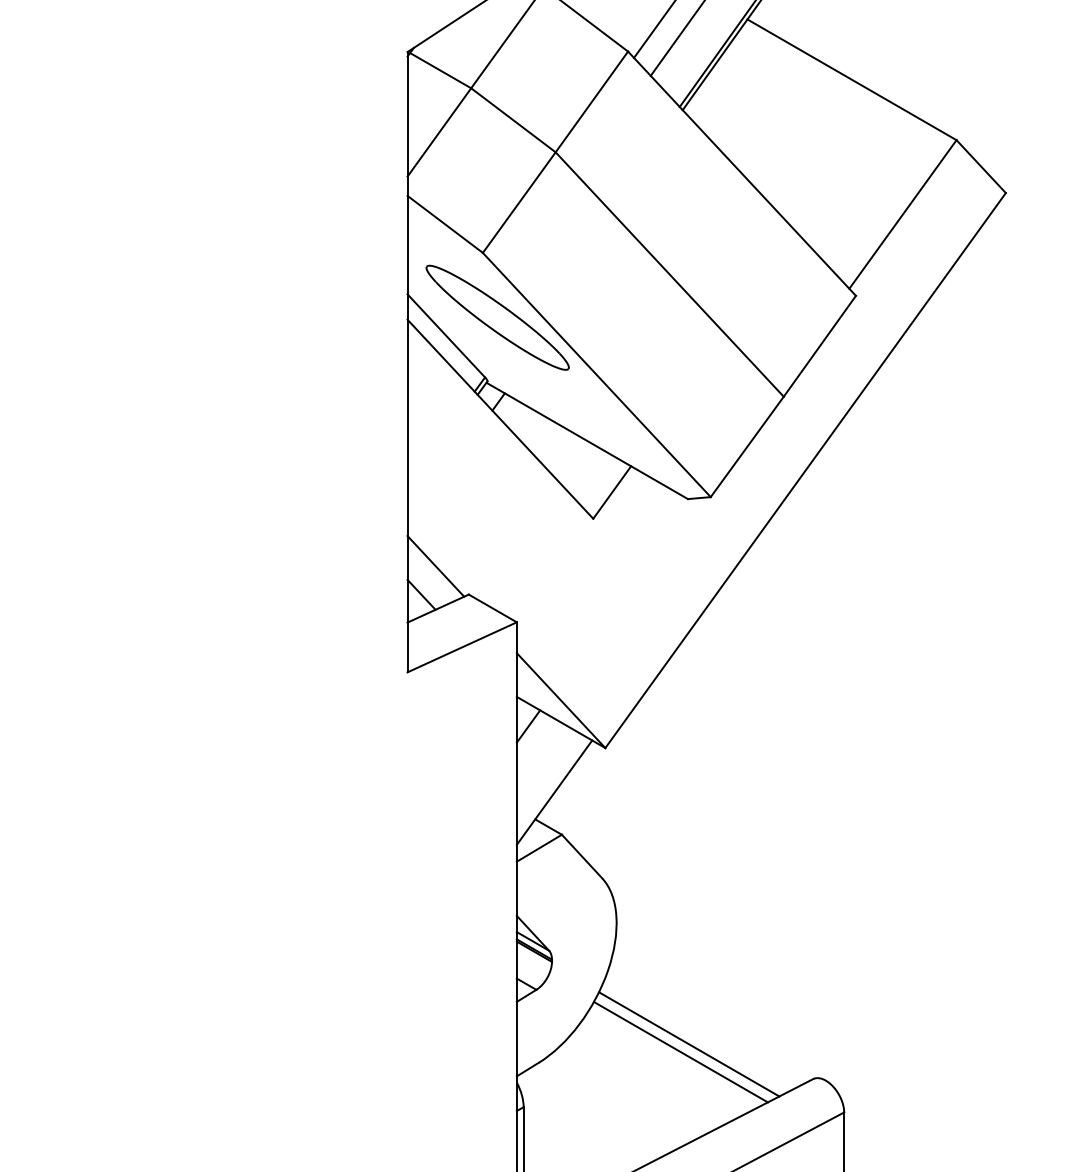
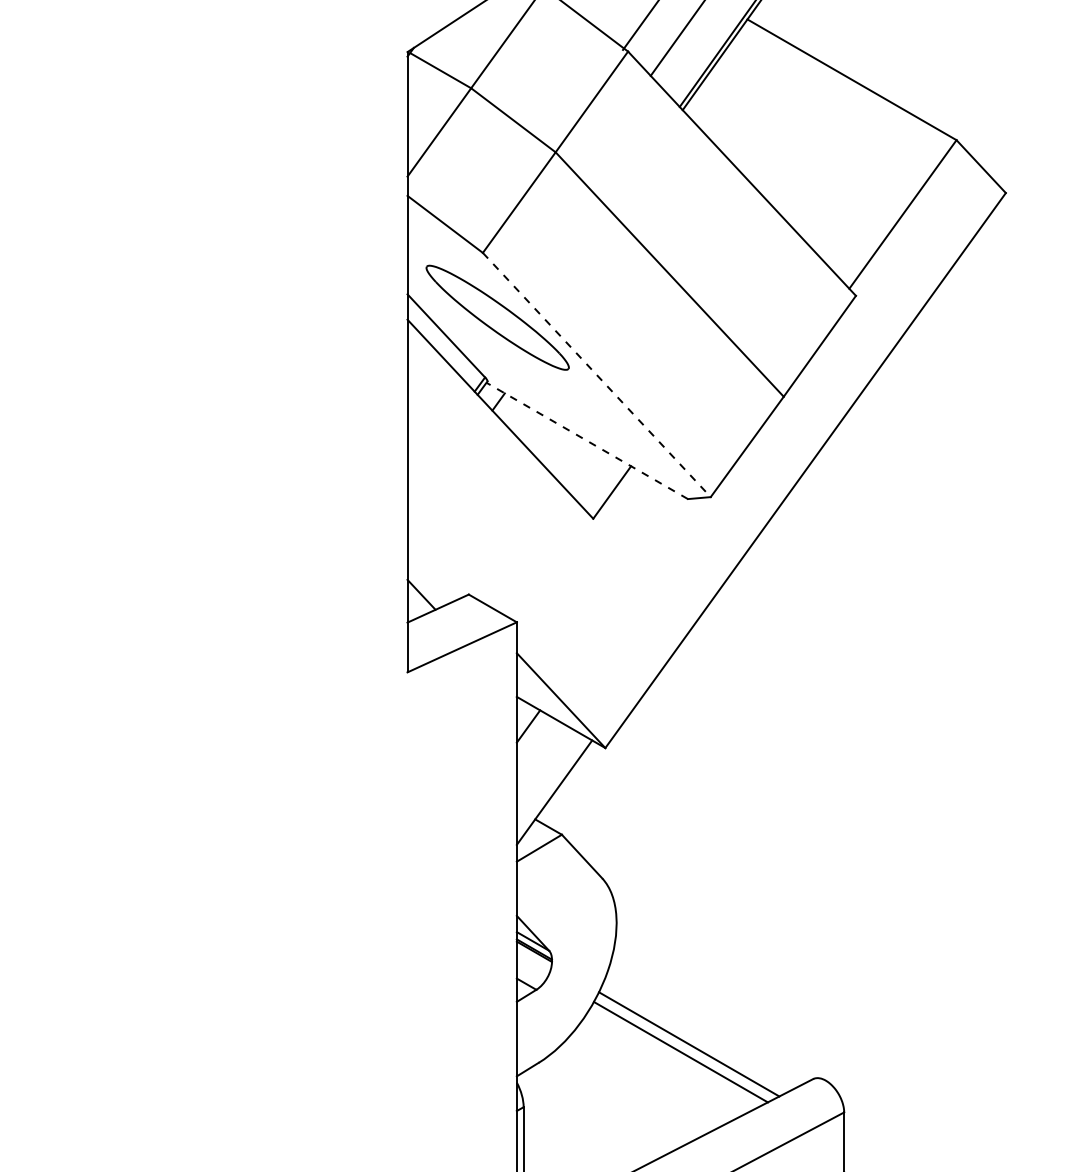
line position: (653, 29) -> (640, 25) (640, 25)
line: solid -> dashed (596, 375)
line: solid -> dashed (586, 440)
line: present -> none (435, 566)
